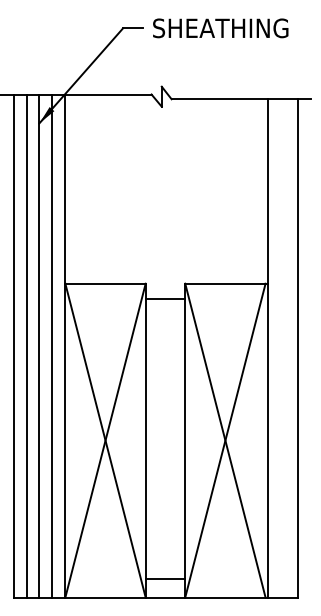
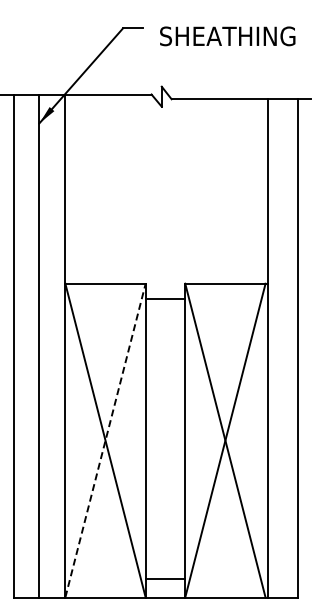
text position: (220, 28) -> (227, 36) (227, 36)
line: present -> none (27, 345)
line: present -> none (52, 345)
line: solid -> dashed (105, 440)
